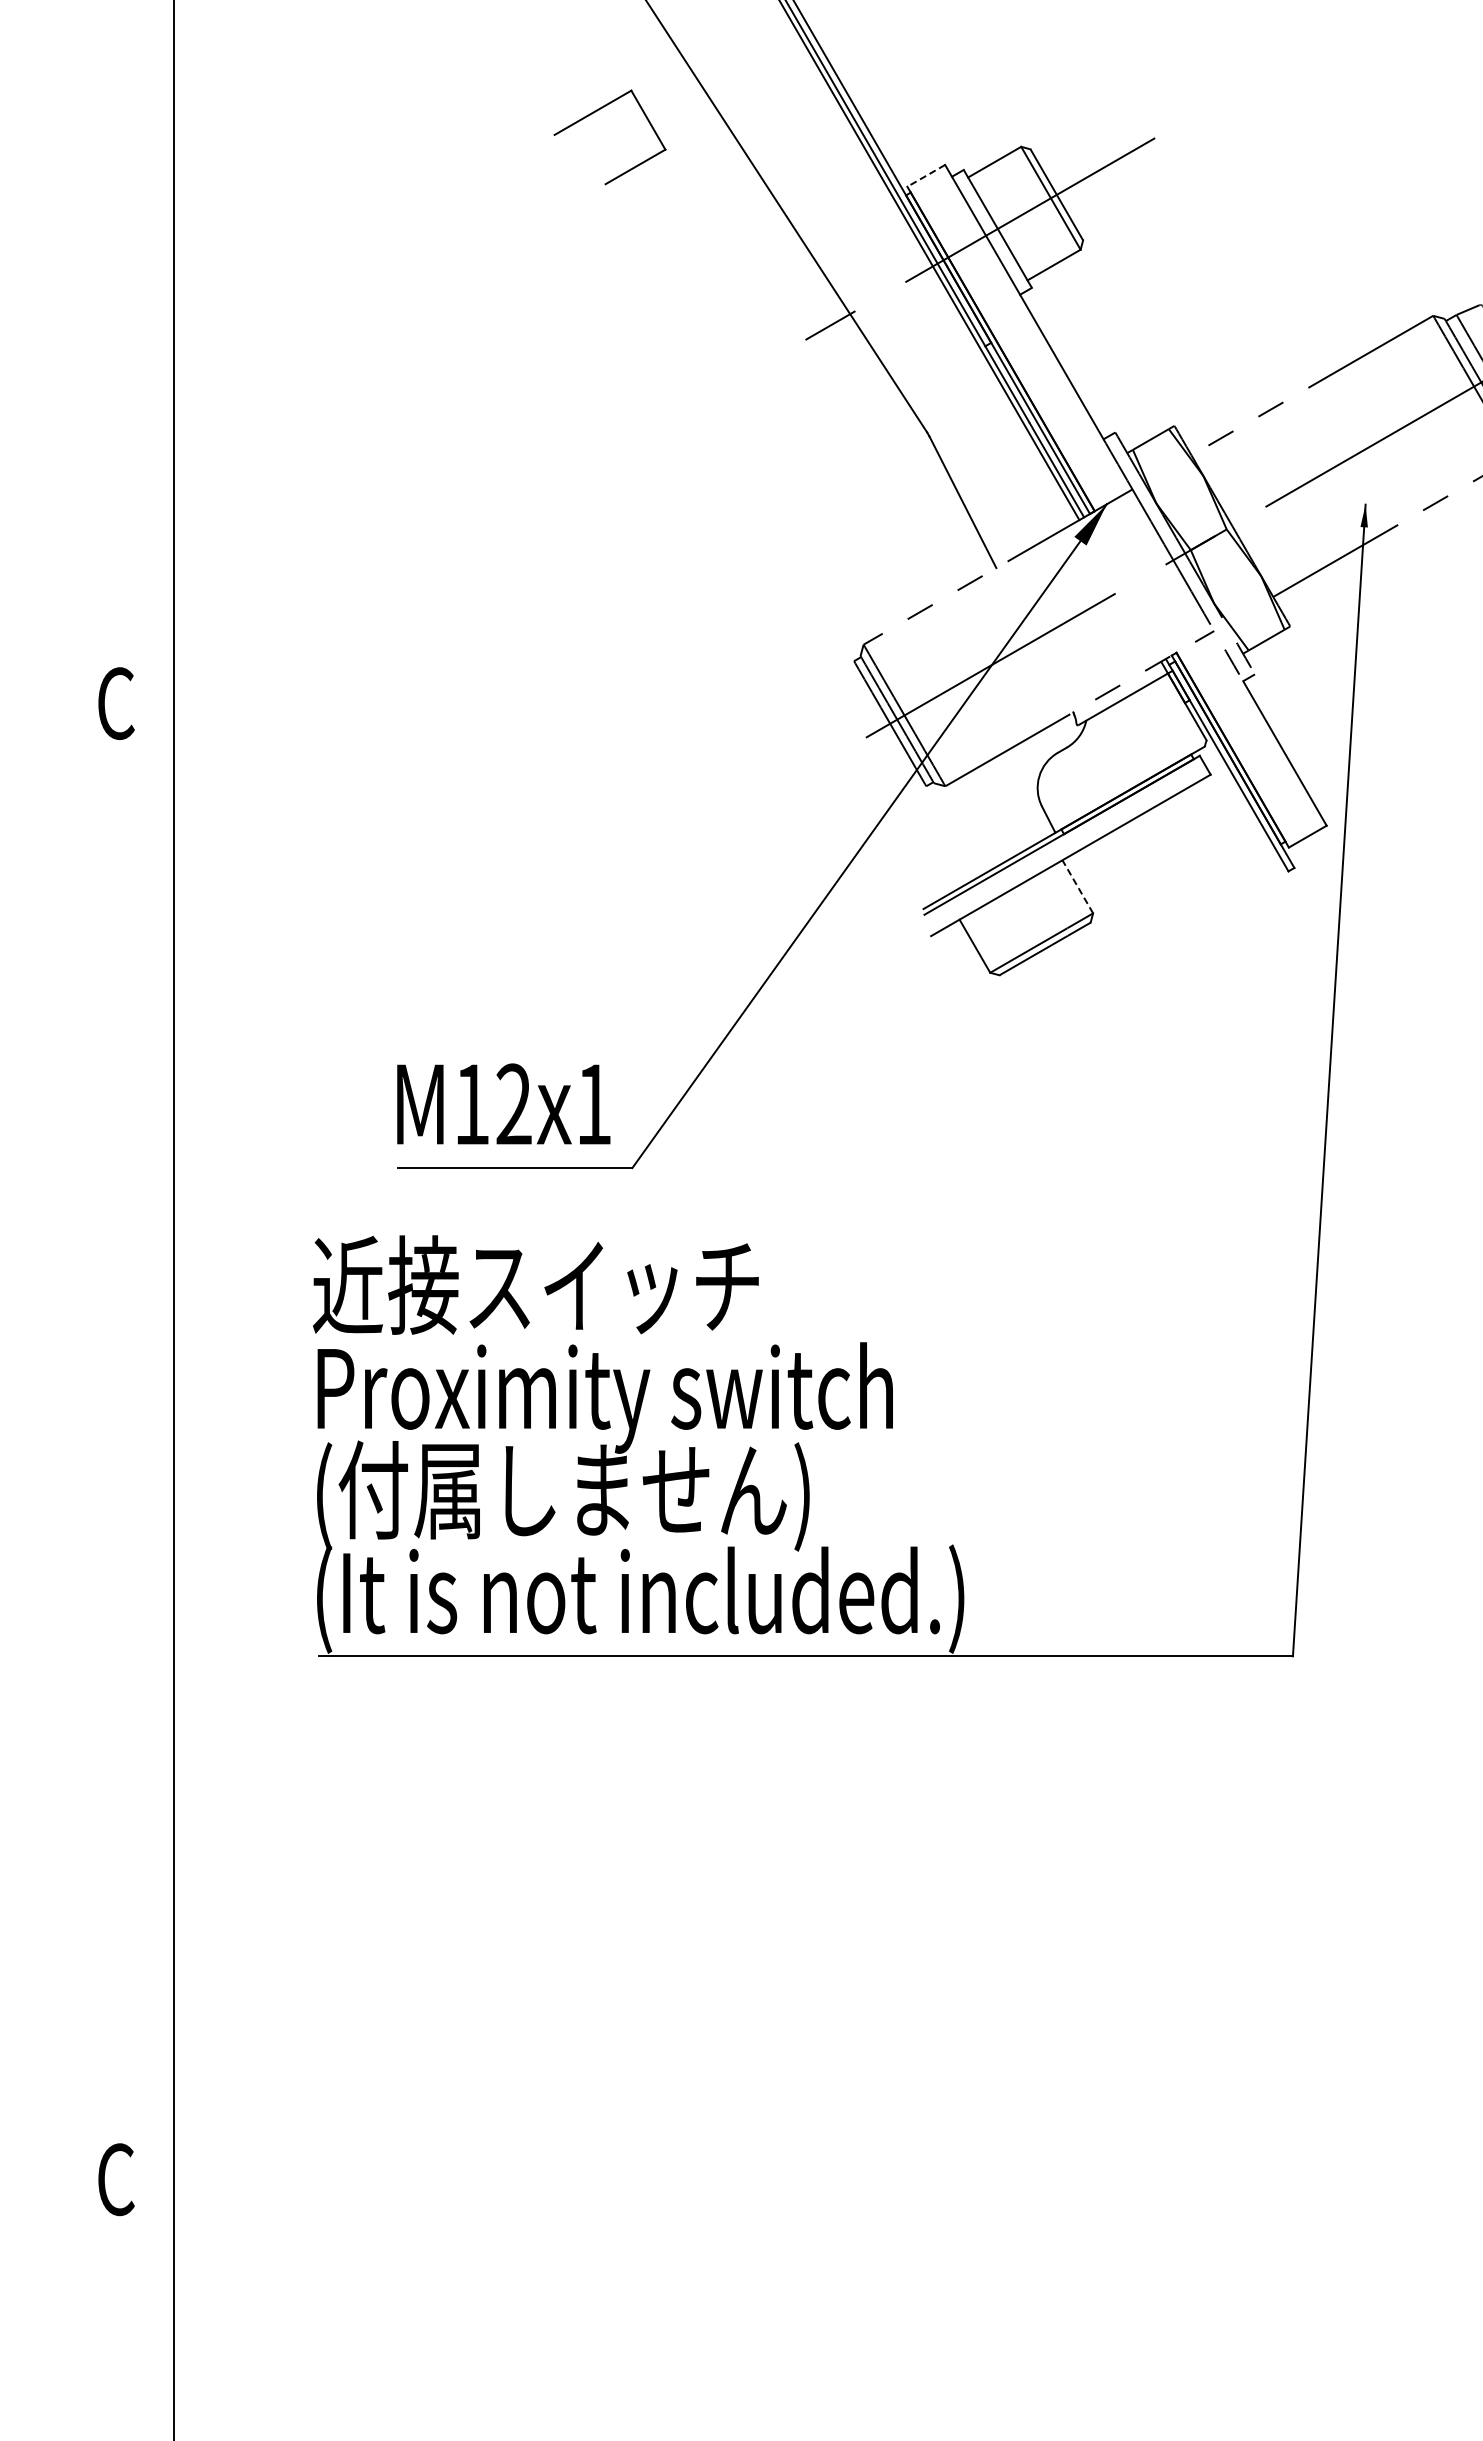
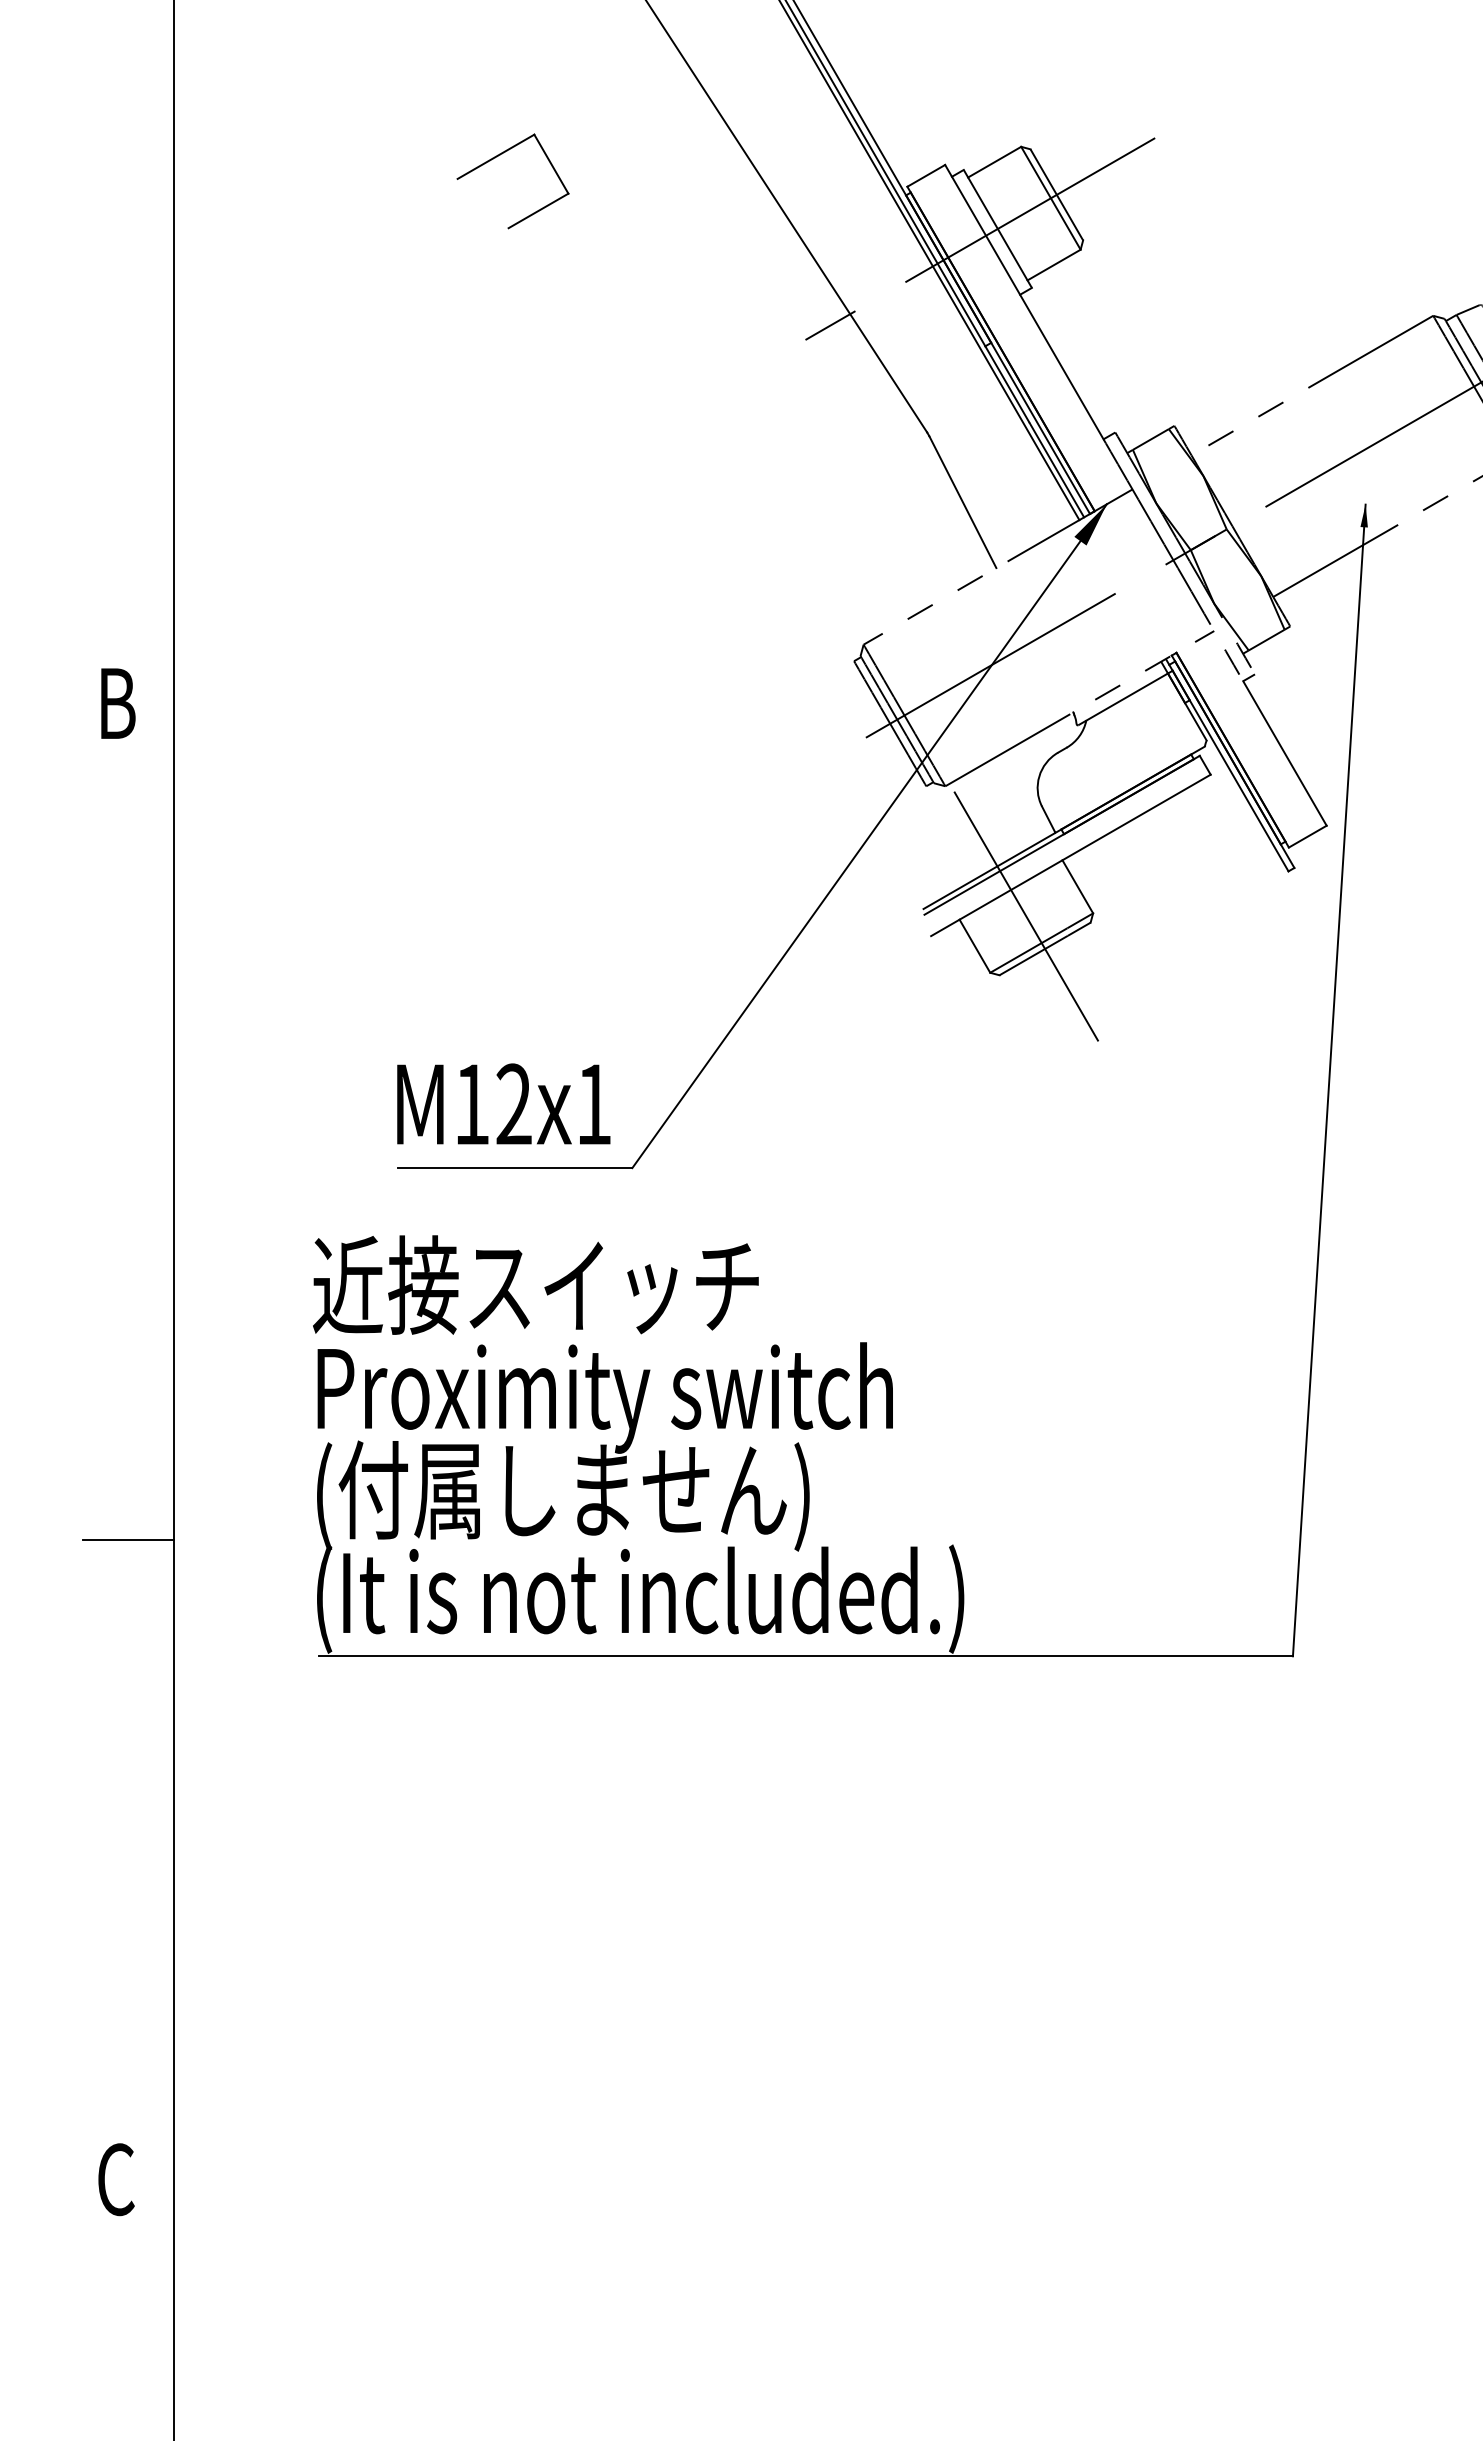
part position: (592, 114) -> (495, 158) (495, 158)
line: dashed -> solid (926, 175)
text: C -> B (116, 703)
line: dashed -> solid (1077, 886)
line: none -> present (1026, 916)
line: none -> present (128, 1539)
